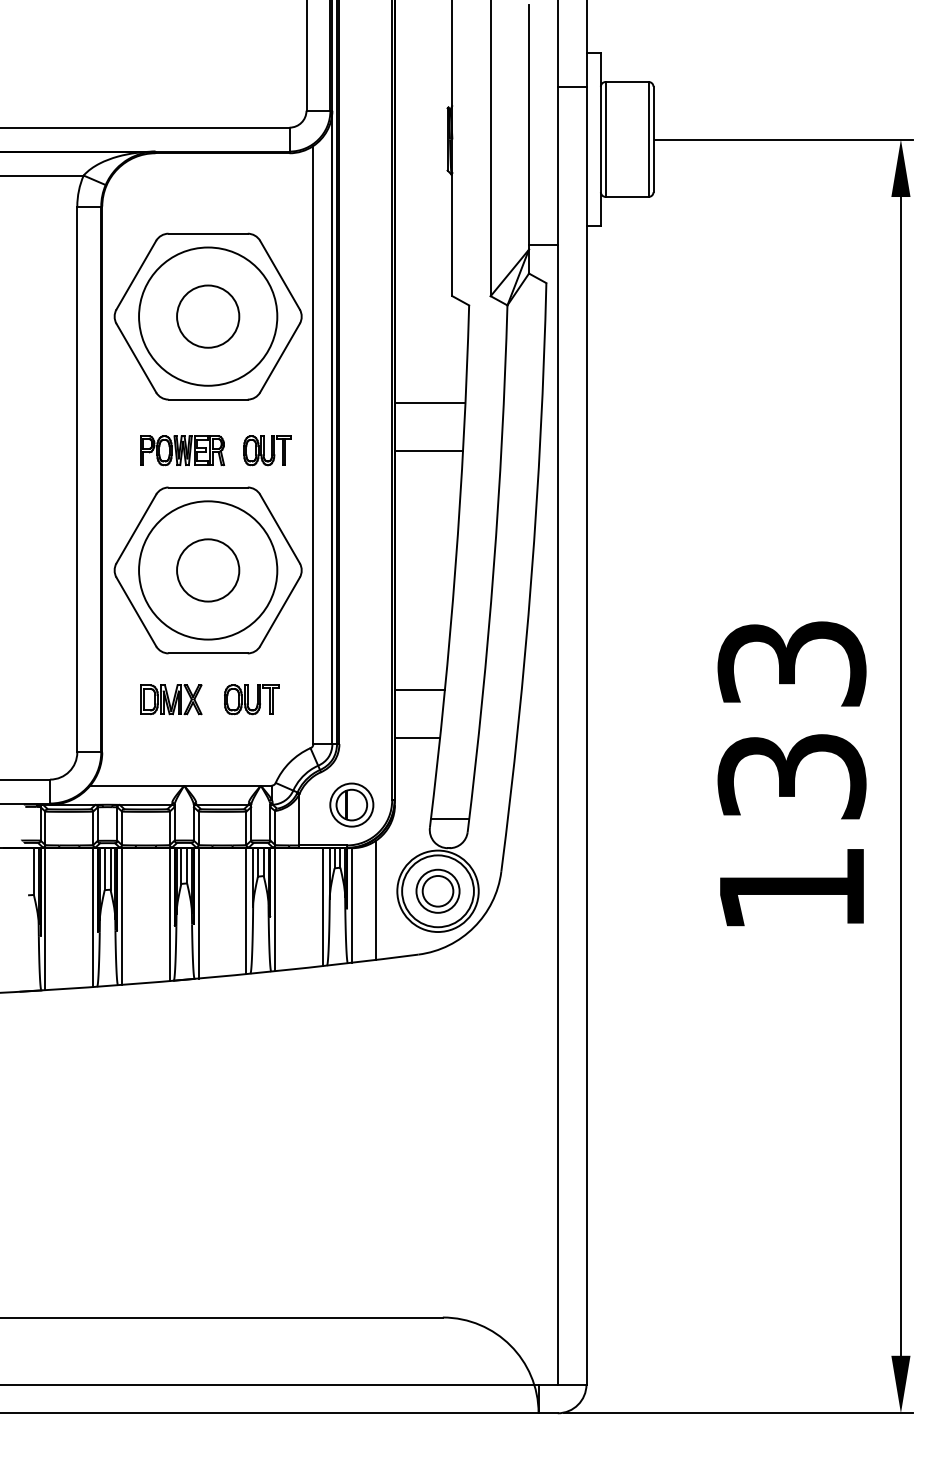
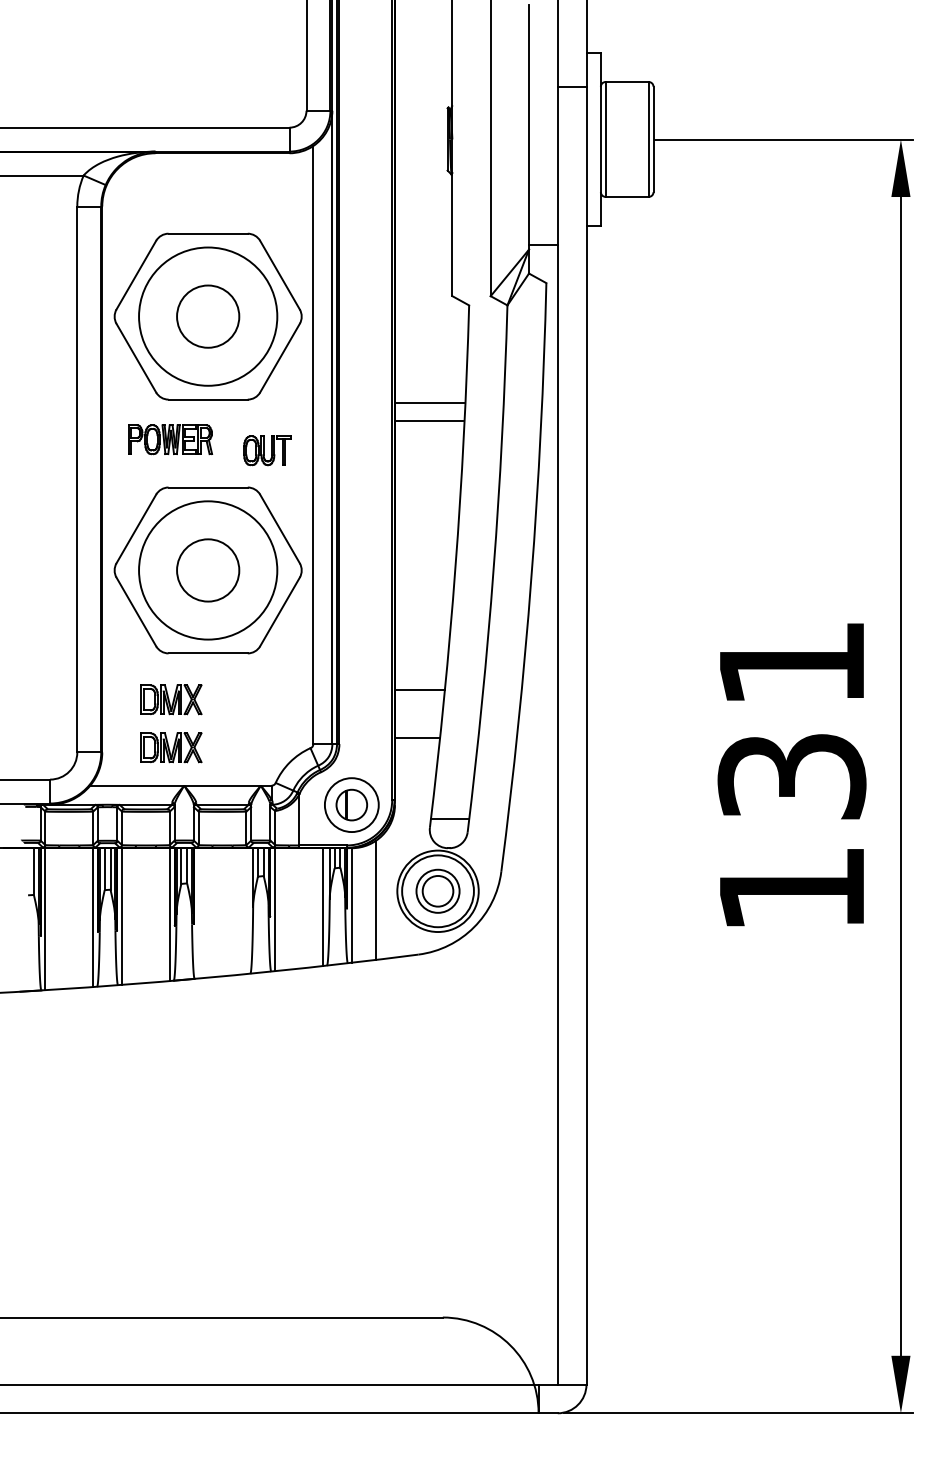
part position: (182, 450) -> (170, 439) (170, 439)
line position: (428, 450) -> (428, 420) (428, 420)
text: 133 -> 131 (791, 663)
part: present -> none (251, 699)
part: none -> present (171, 747)
circle diameter: 43 px -> 54 px (351, 805)
line: present -> none (246, 911)
line: present -> none (198, 913)
